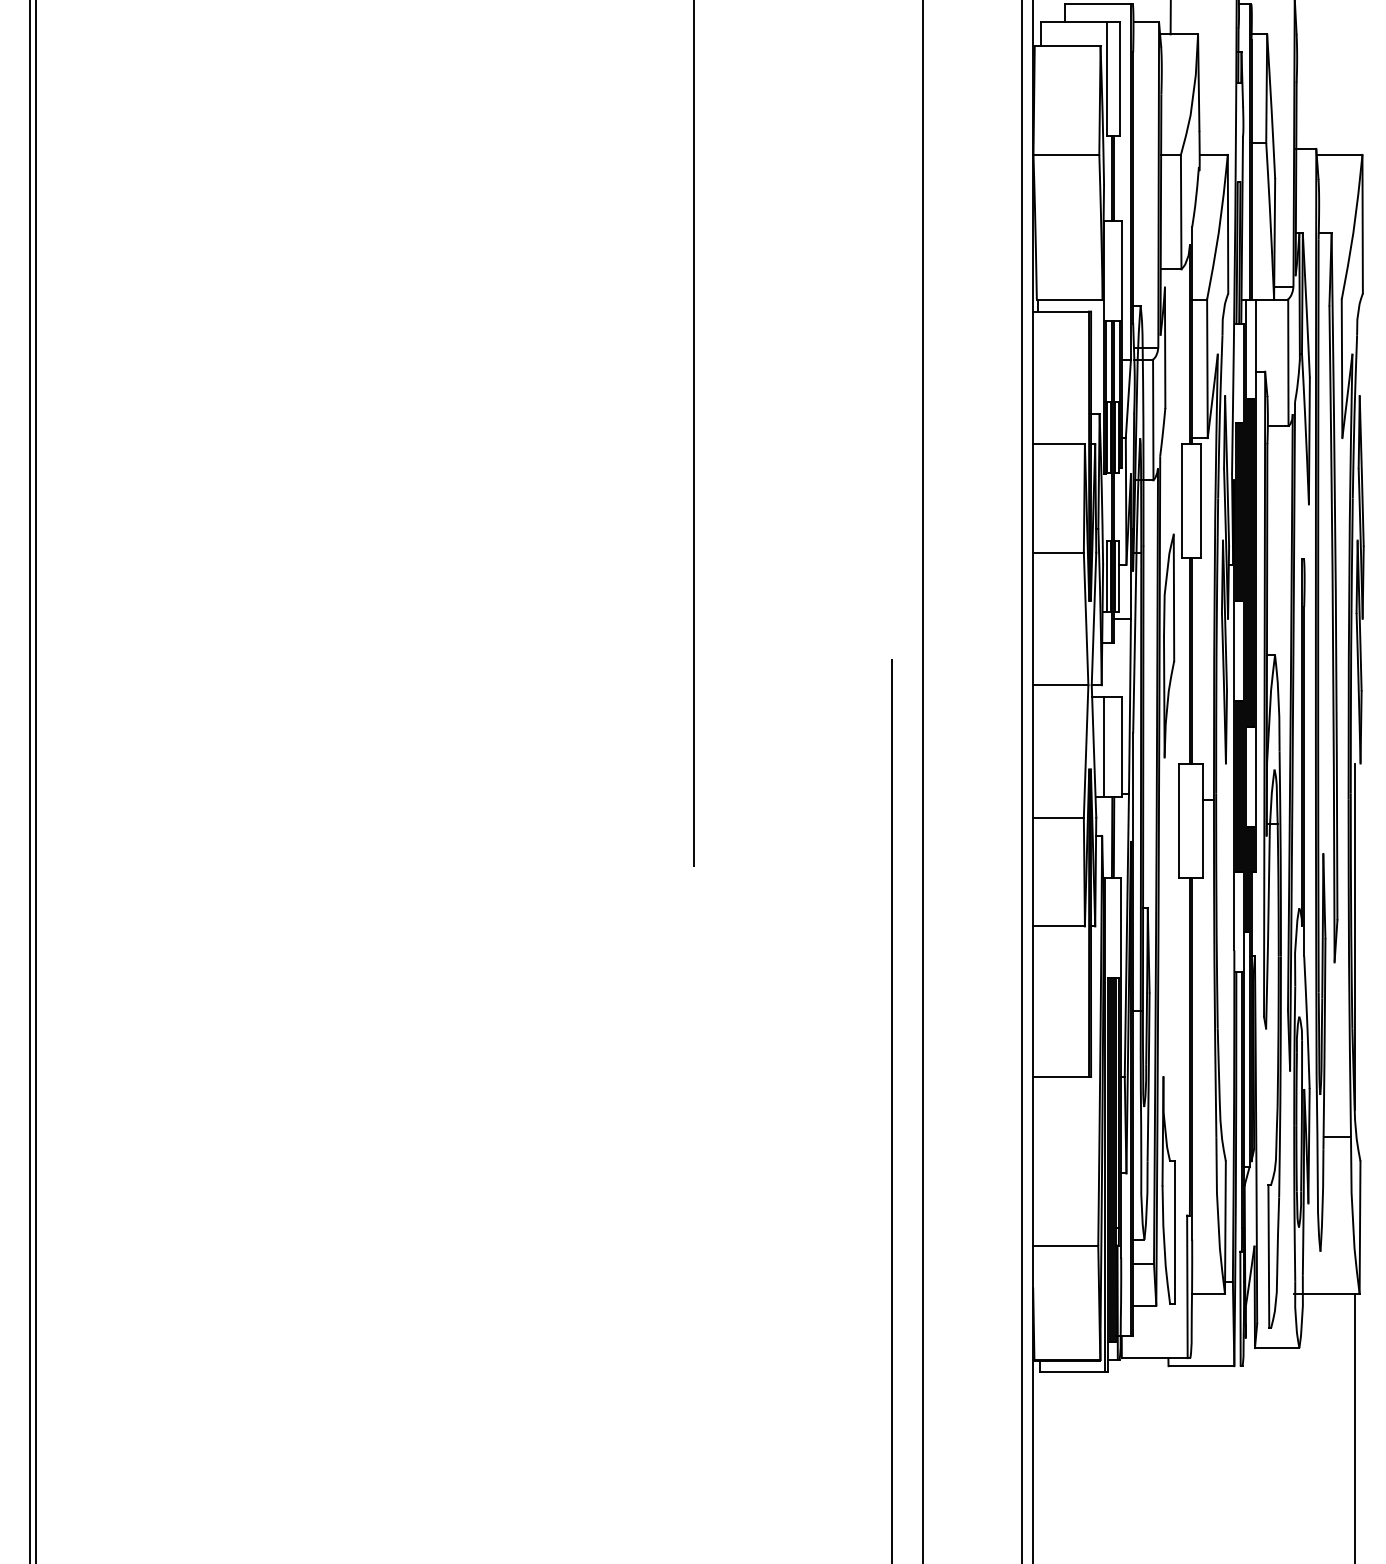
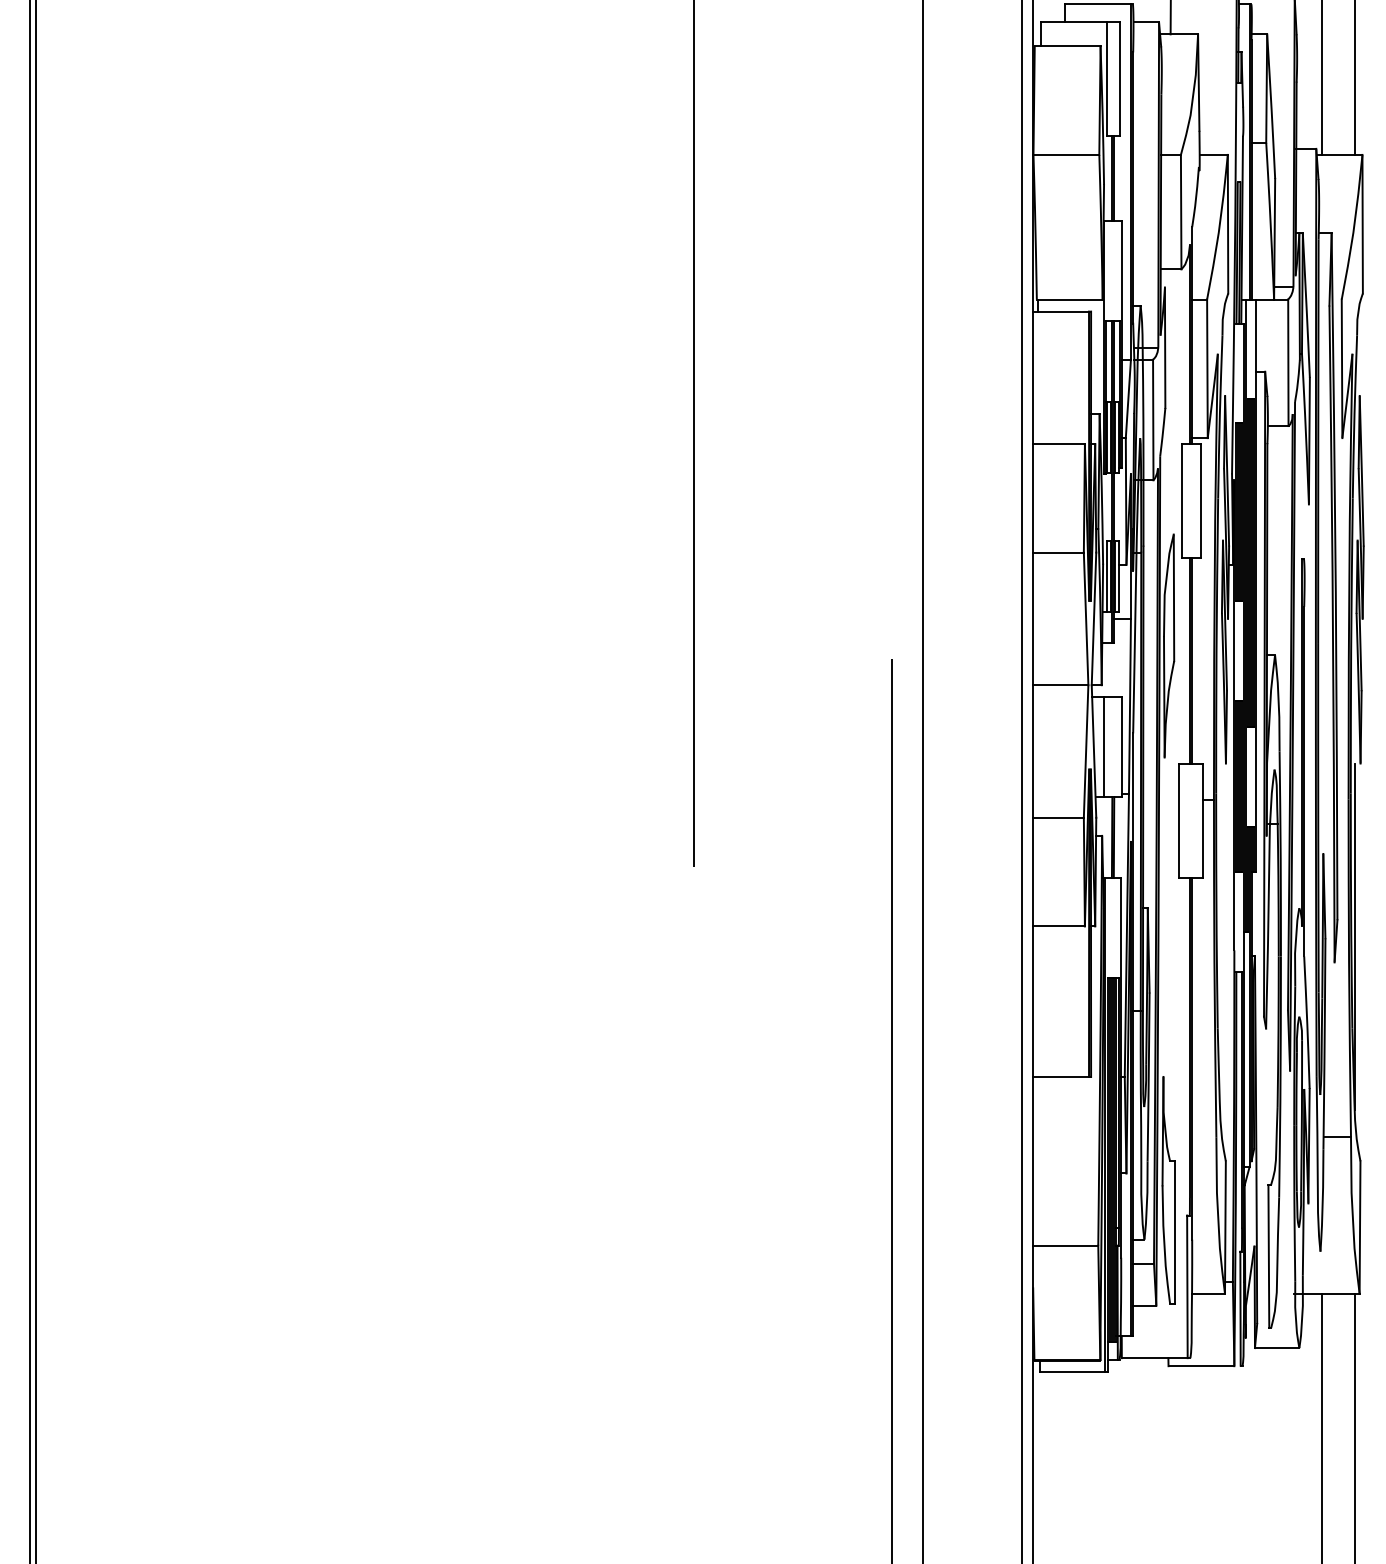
line: none -> present (1322, 78)
line: none -> present (1354, 78)
line: none -> present (1322, 1426)
